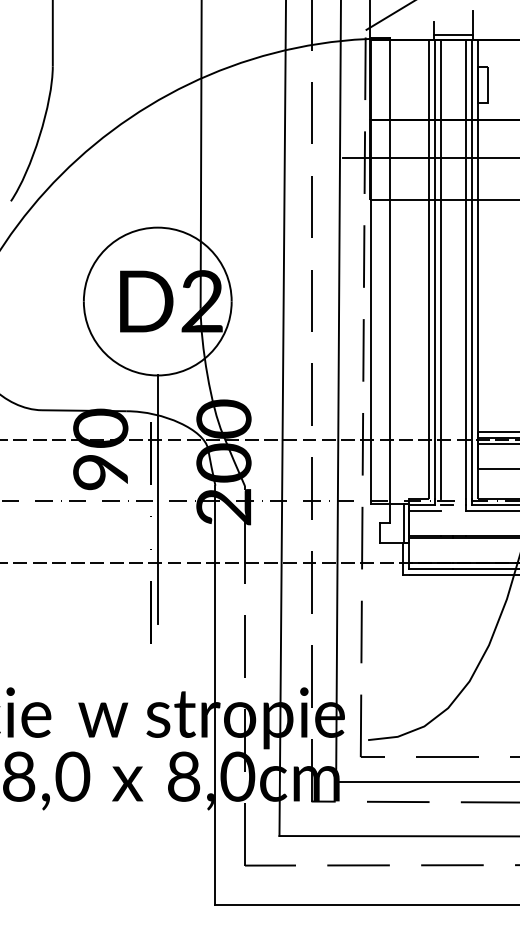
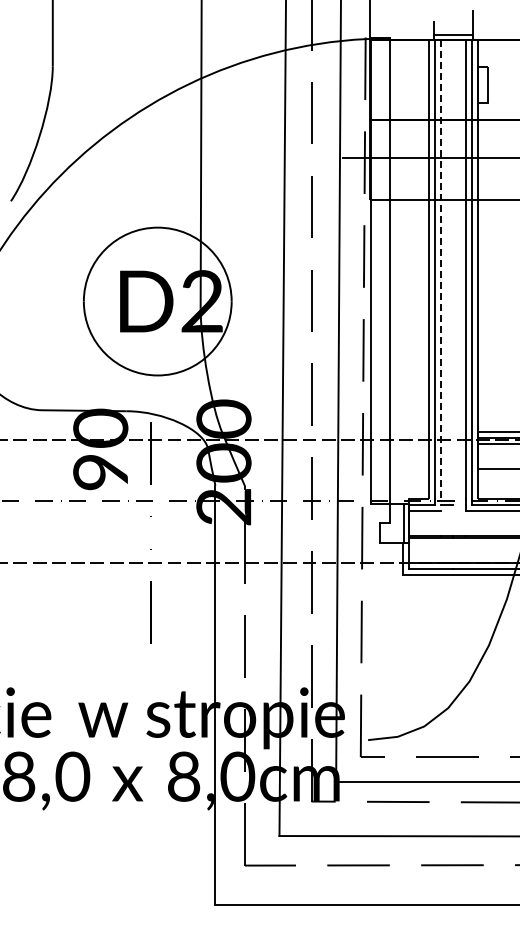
line: present -> none (388, 16)
line: solid -> dashed (441, 270)
line: present -> none (157, 499)
